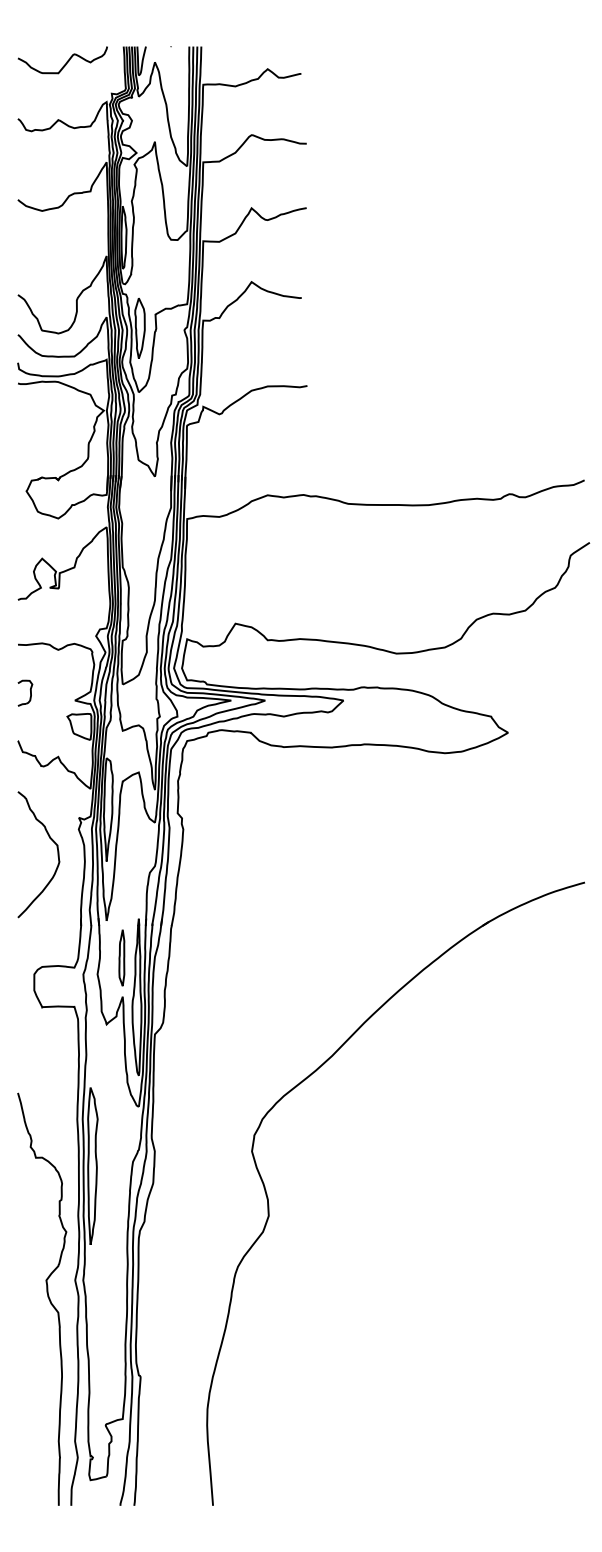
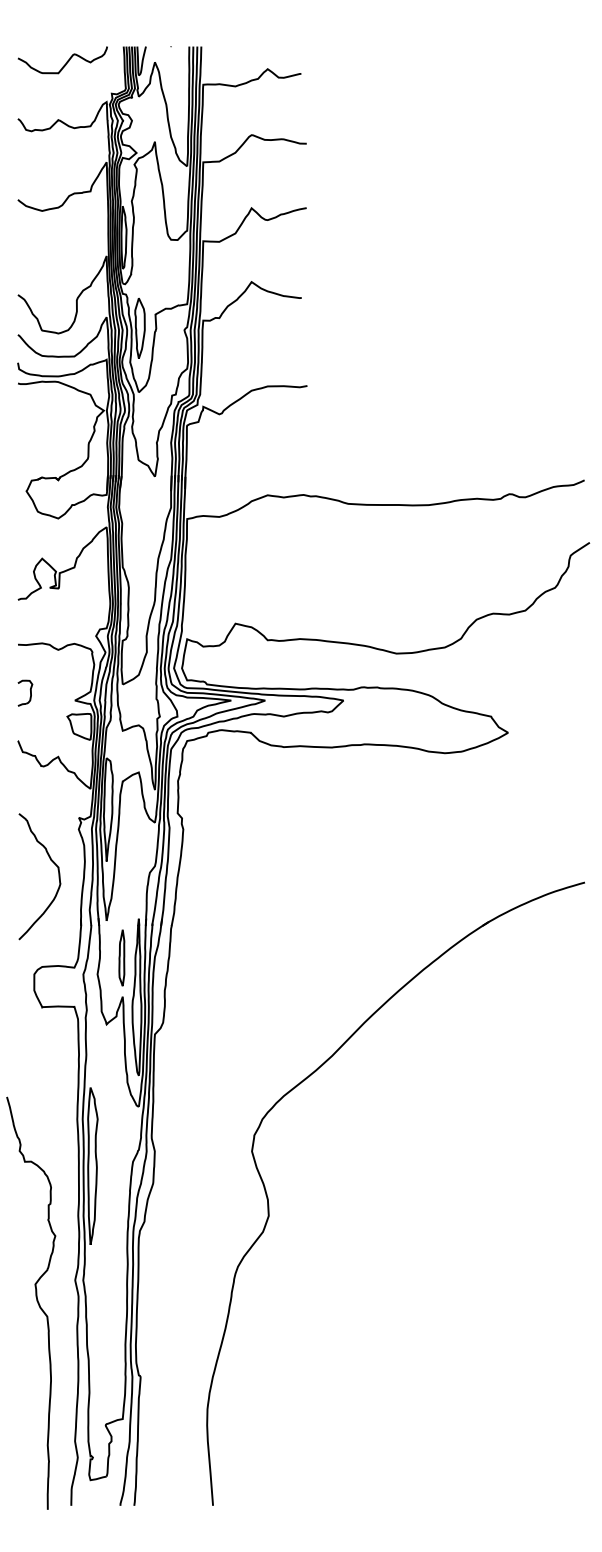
curve position: (57, 854) -> (58, 876) (58, 876)
curve position: (47, 1297) -> (36, 1301) (36, 1301)
